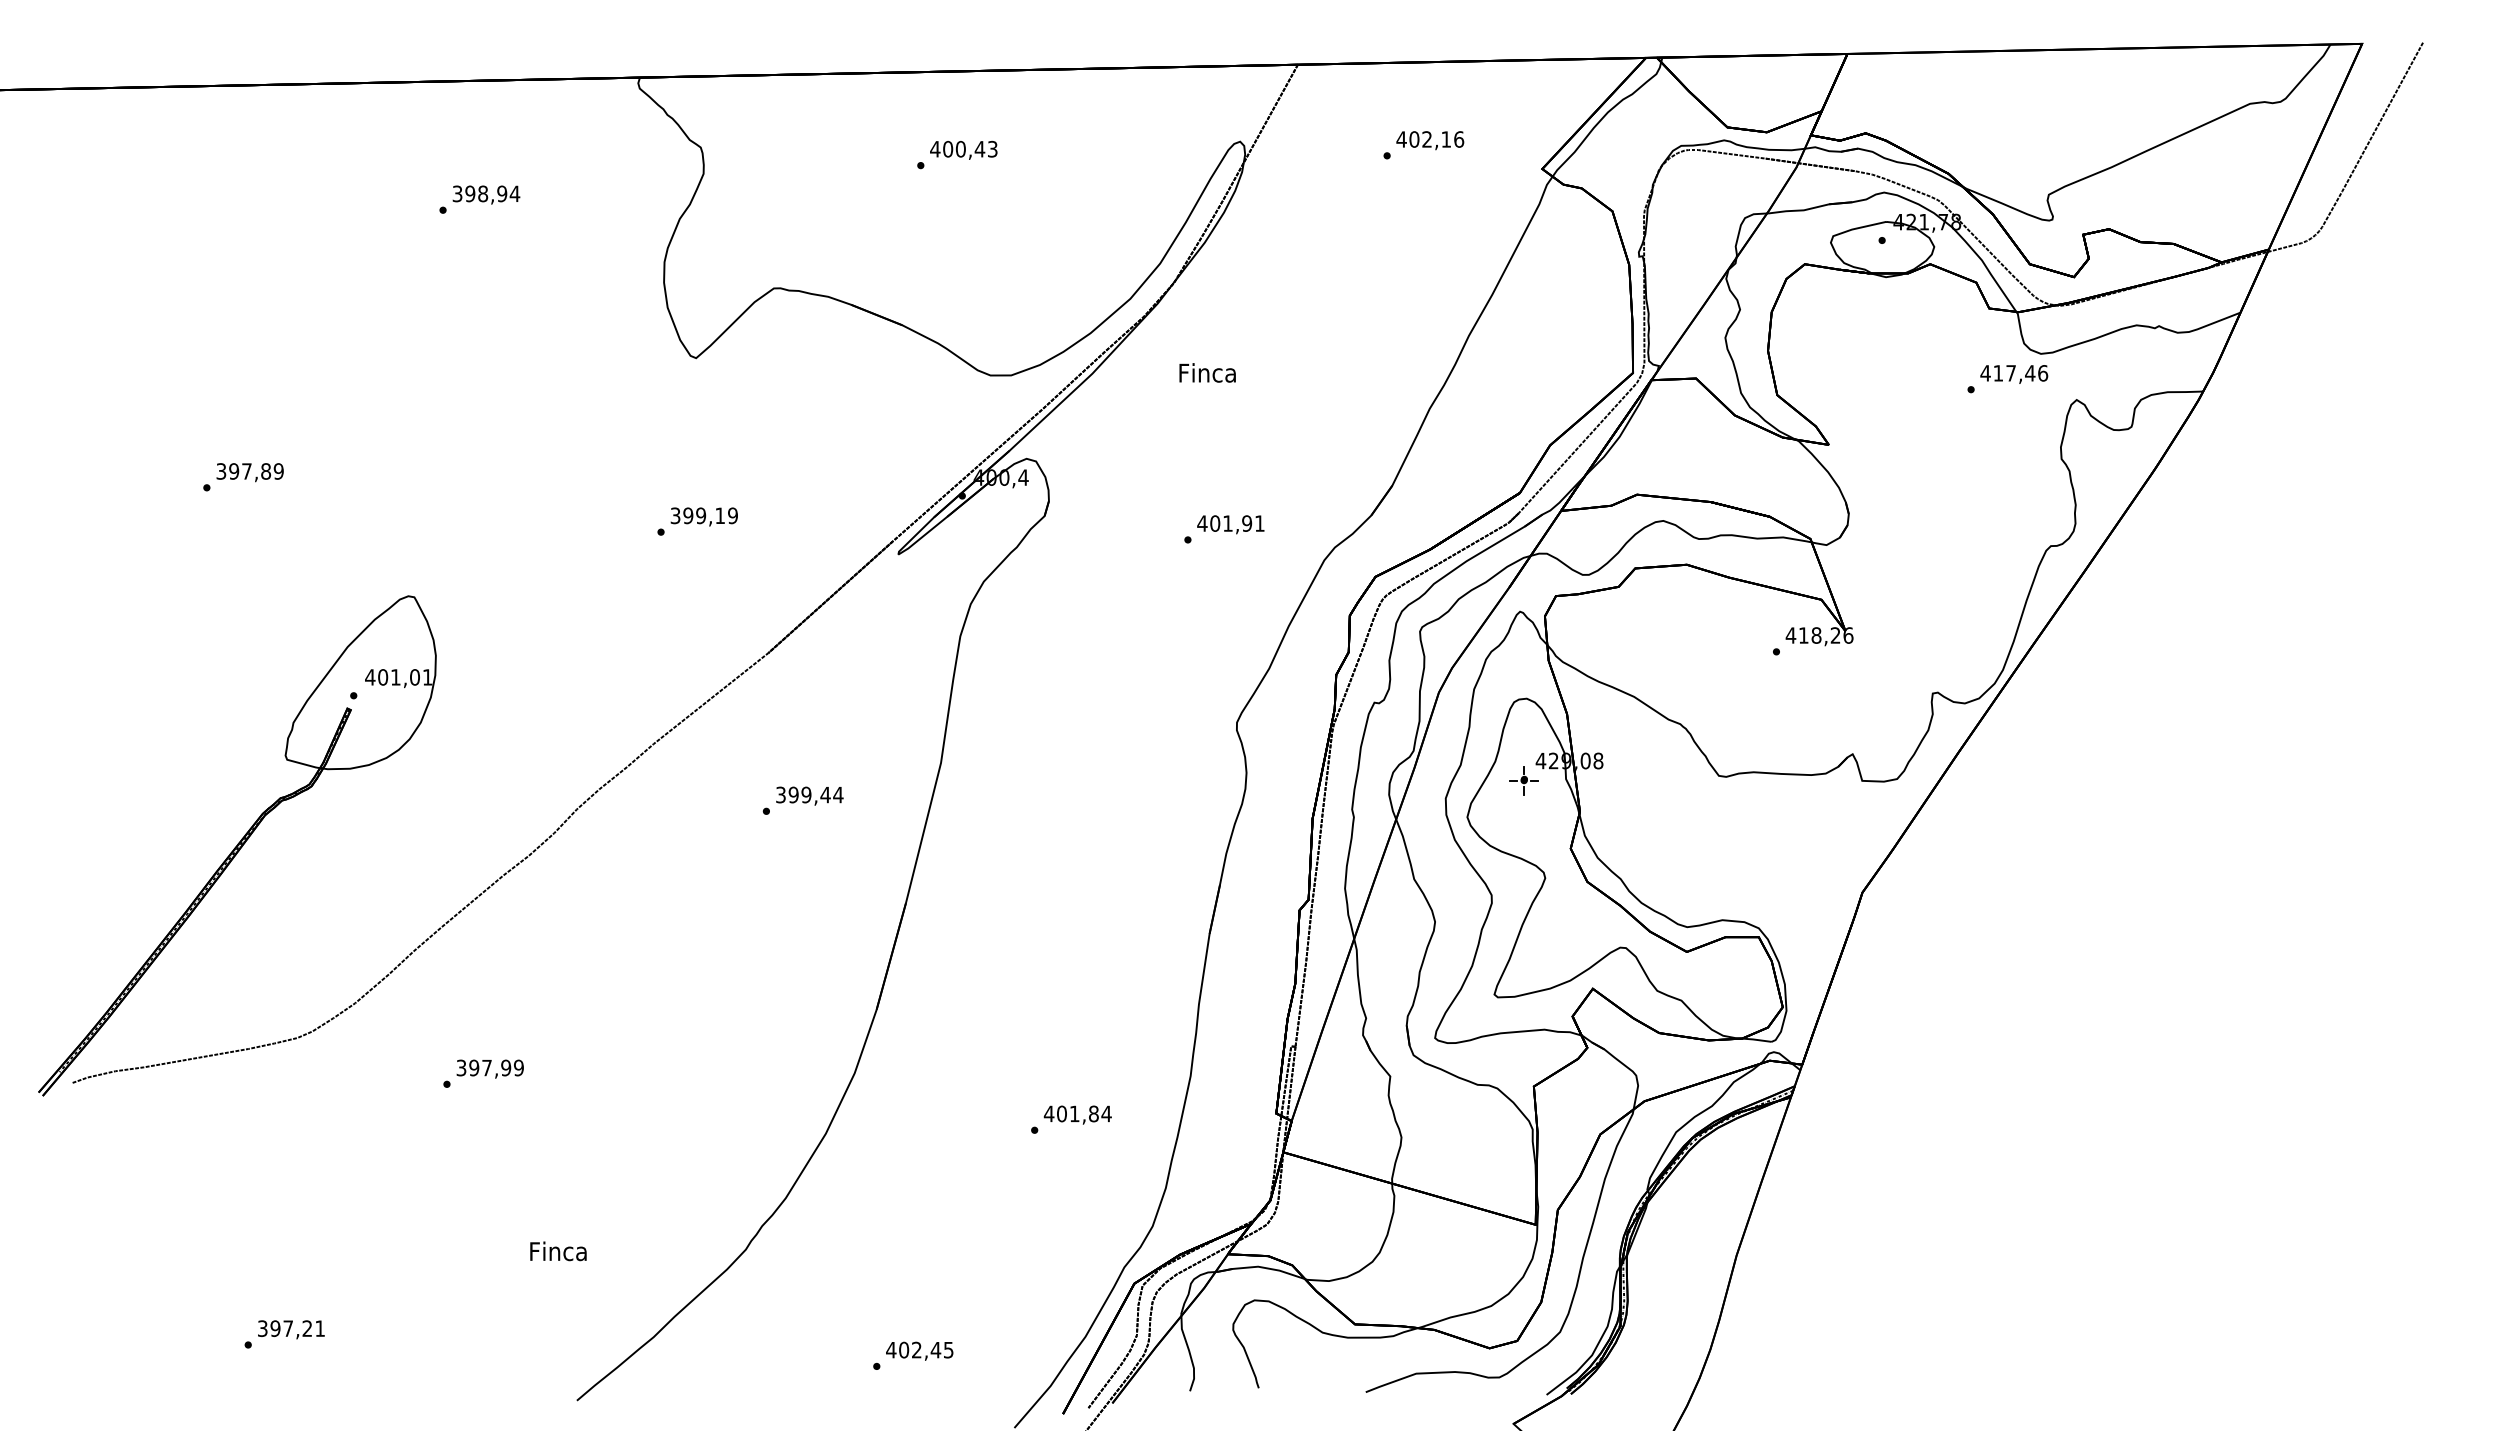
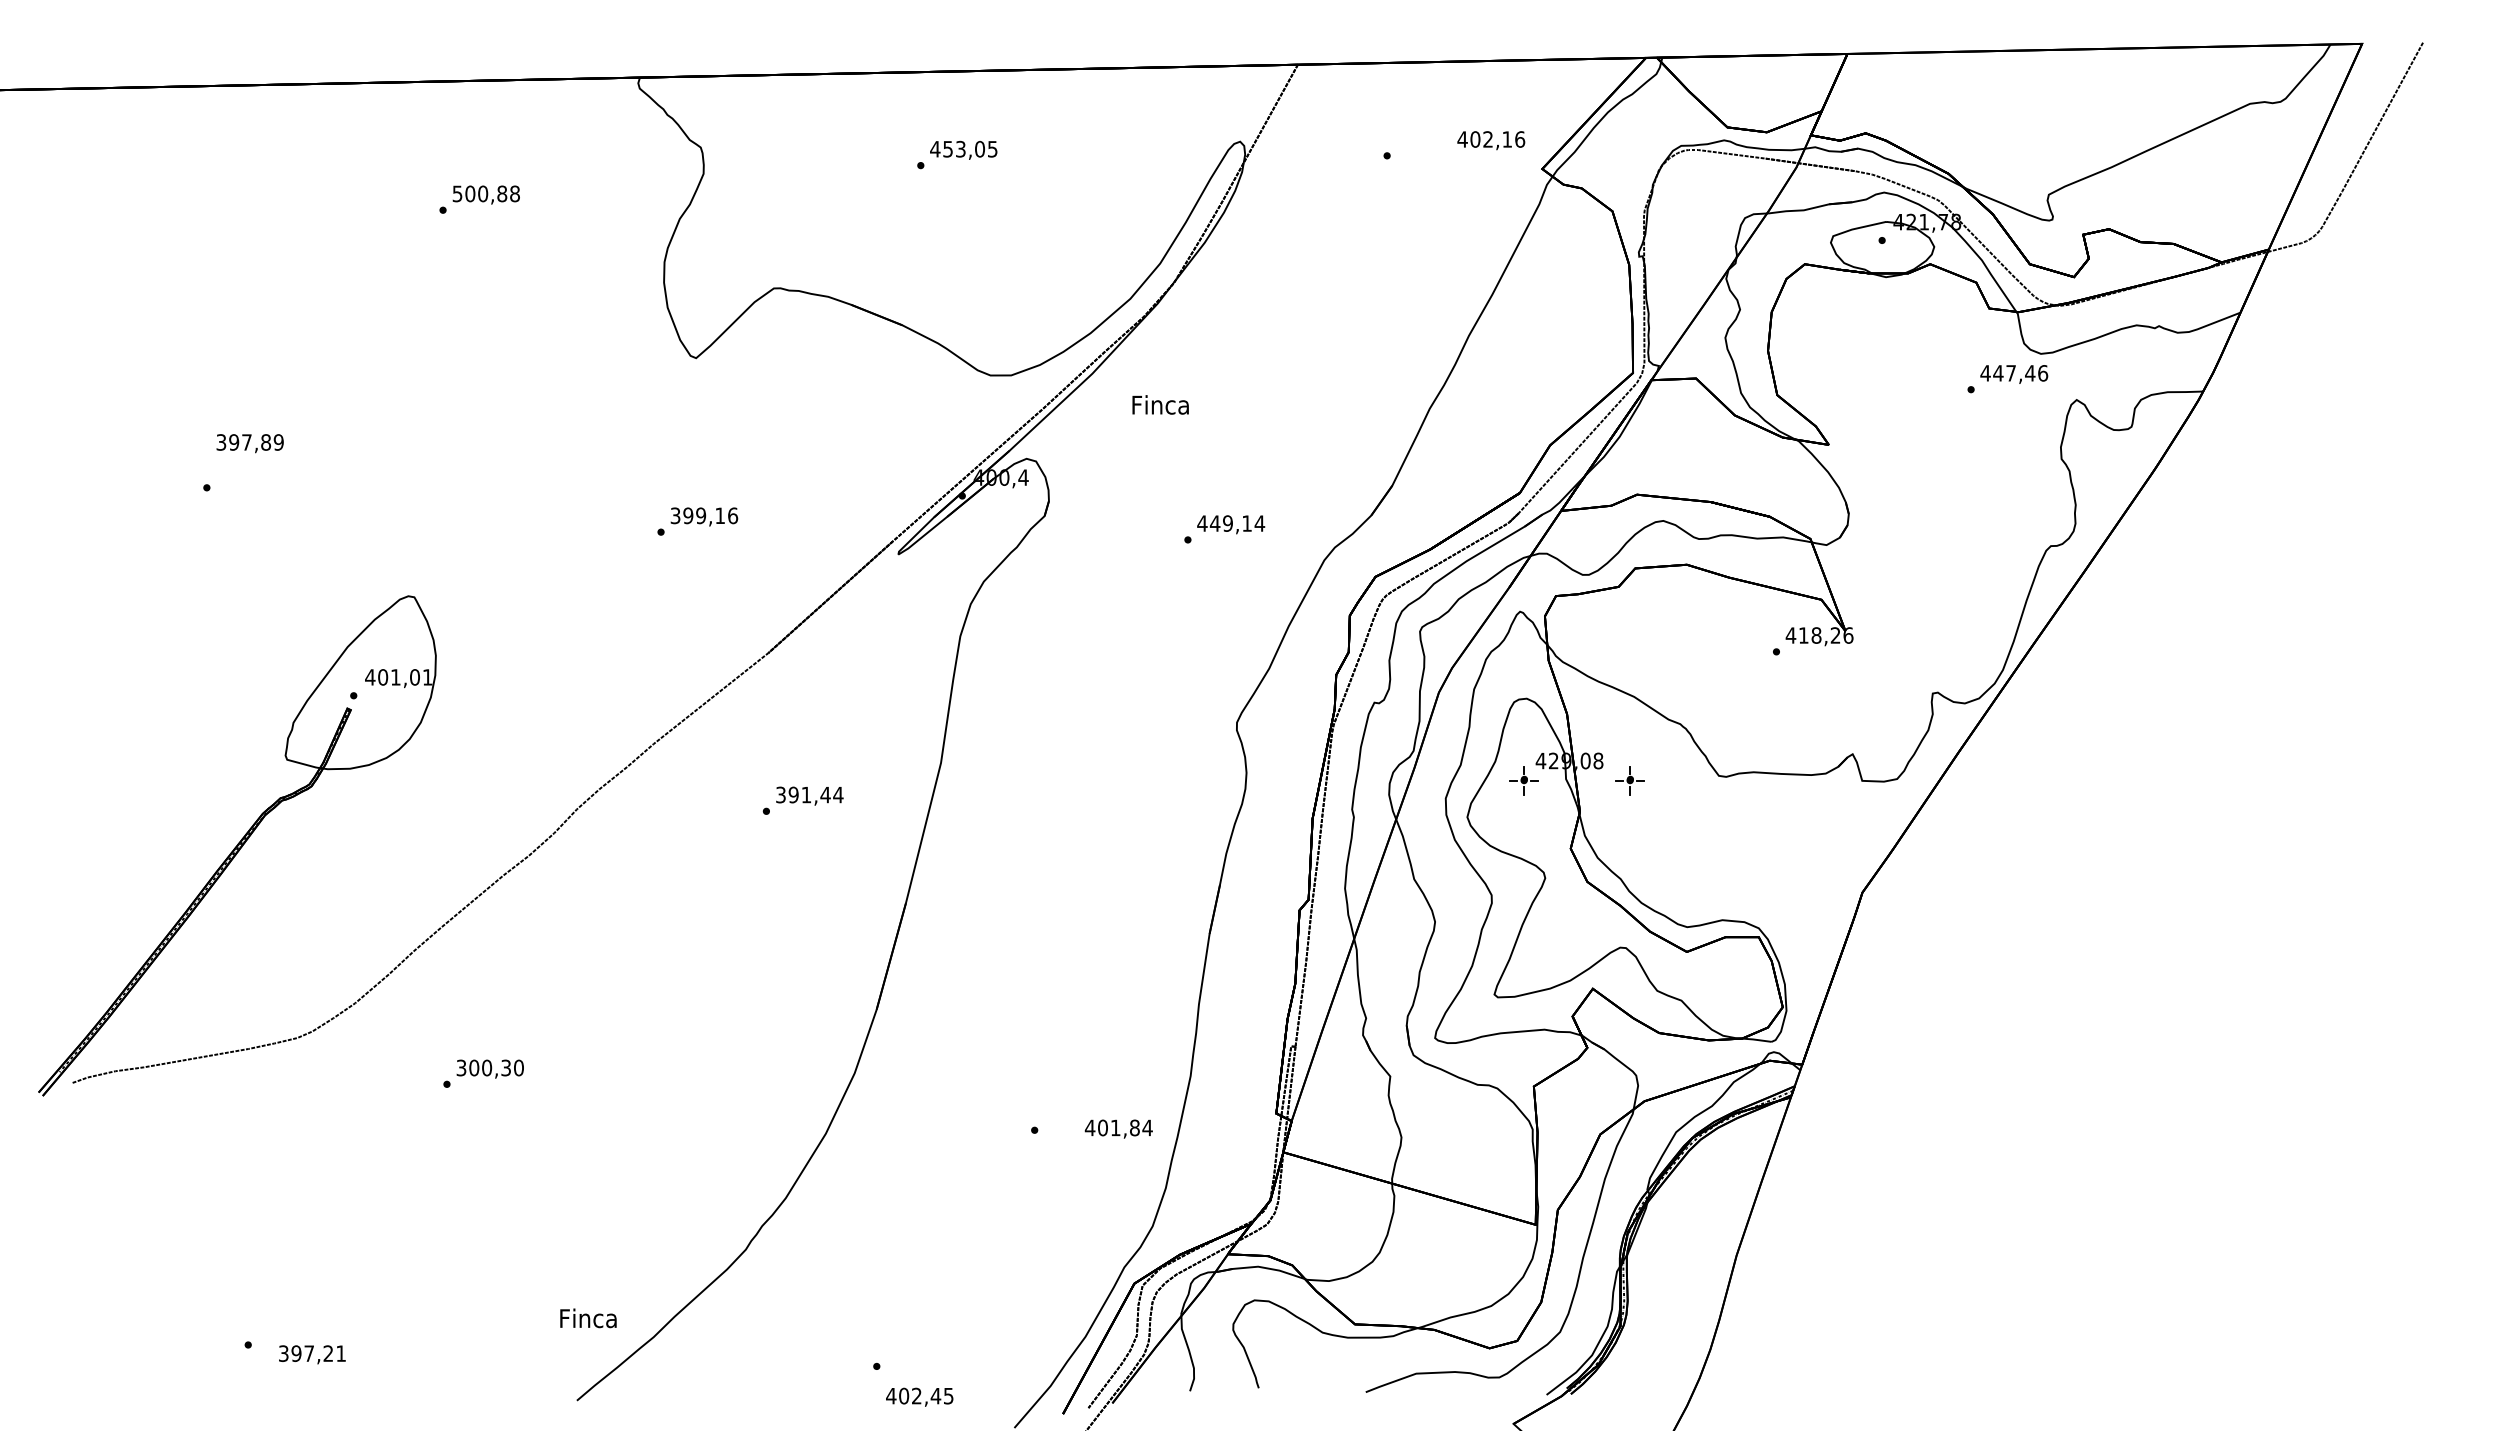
text position: (1430, 140) -> (1491, 140) (1491, 140)
text: 400,43 -> 453,05 (970, 148)
text: 398,94 -> 500,88 (486, 193)
text position: (1207, 372) -> (1160, 404) (1160, 404)
text: 417,46 -> 447,46 (1998, 373)
text position: (249, 472) -> (249, 443) (249, 443)
text: 399,19 -> 399,16 (733, 515)
text: 401,91 -> 449,14 (1237, 523)
part: none -> present (1629, 780)
text: 399,44 -> 391,44 (806, 794)
text: 397,99 -> 300,30 (496, 1067)
text position: (1077, 1114) -> (1118, 1128) (1118, 1128)
text position: (558, 1251) -> (588, 1318) (588, 1318)
text position: (291, 1329) -> (312, 1354) (312, 1354)
text position: (919, 1350) -> (919, 1396) (919, 1396)
